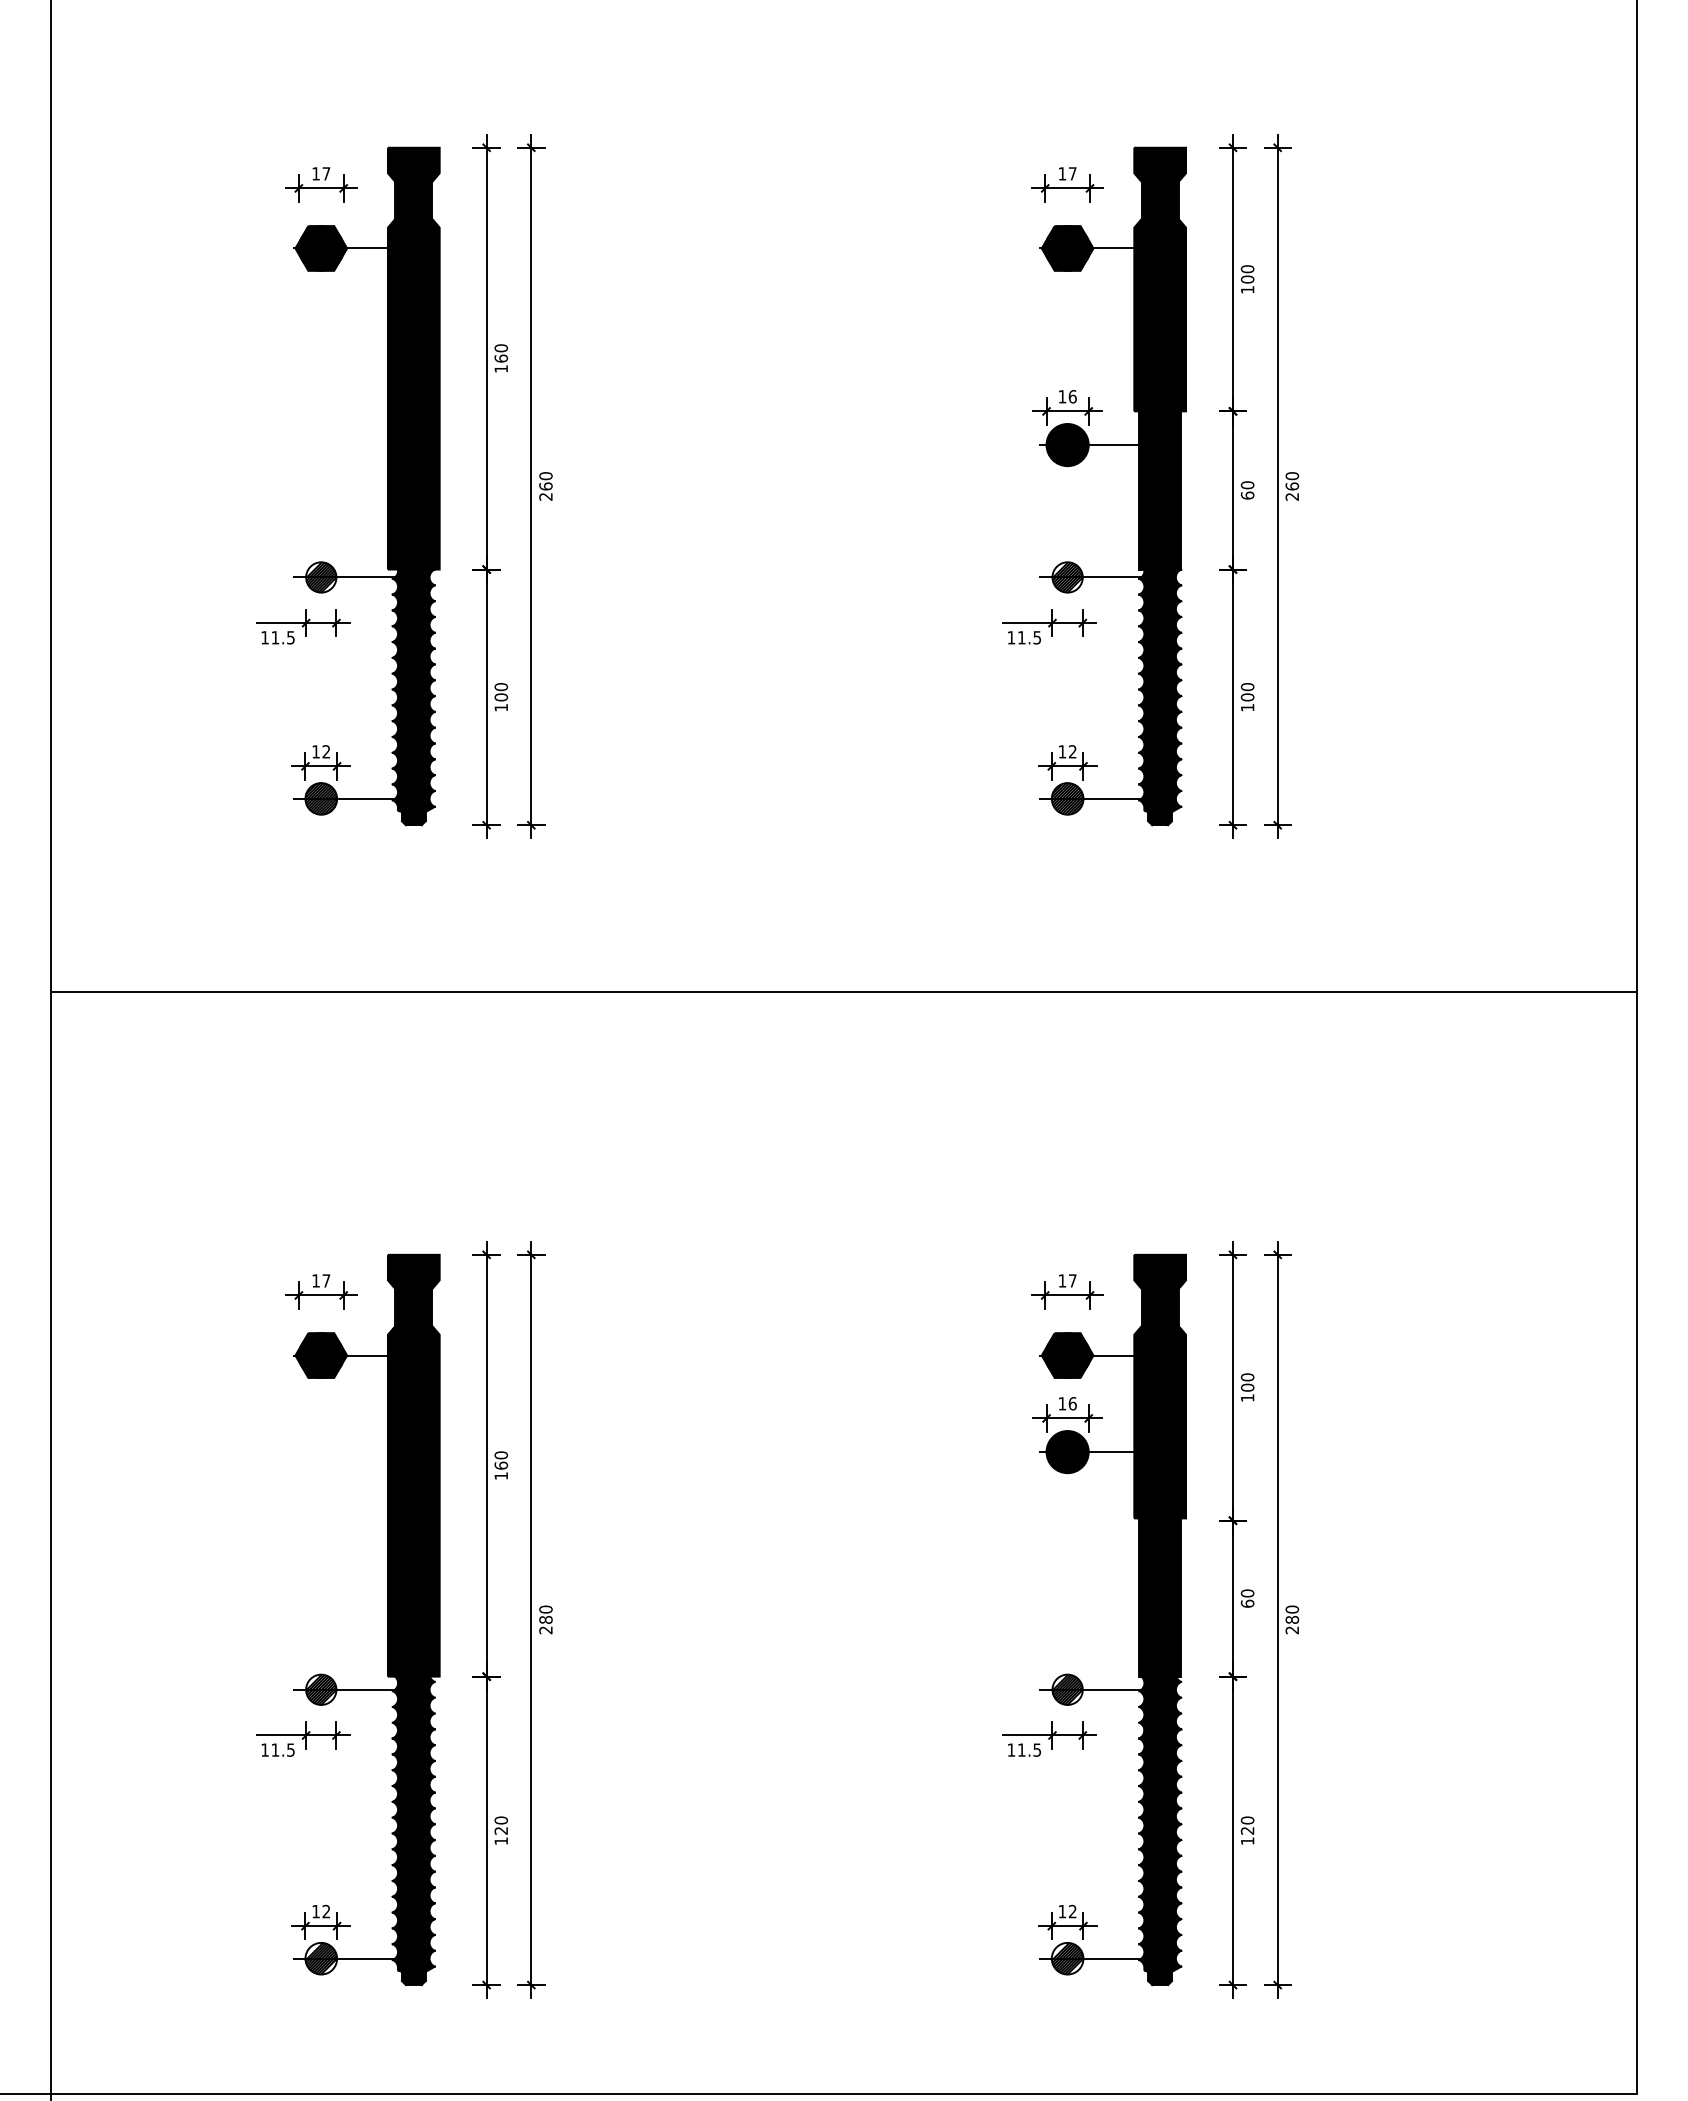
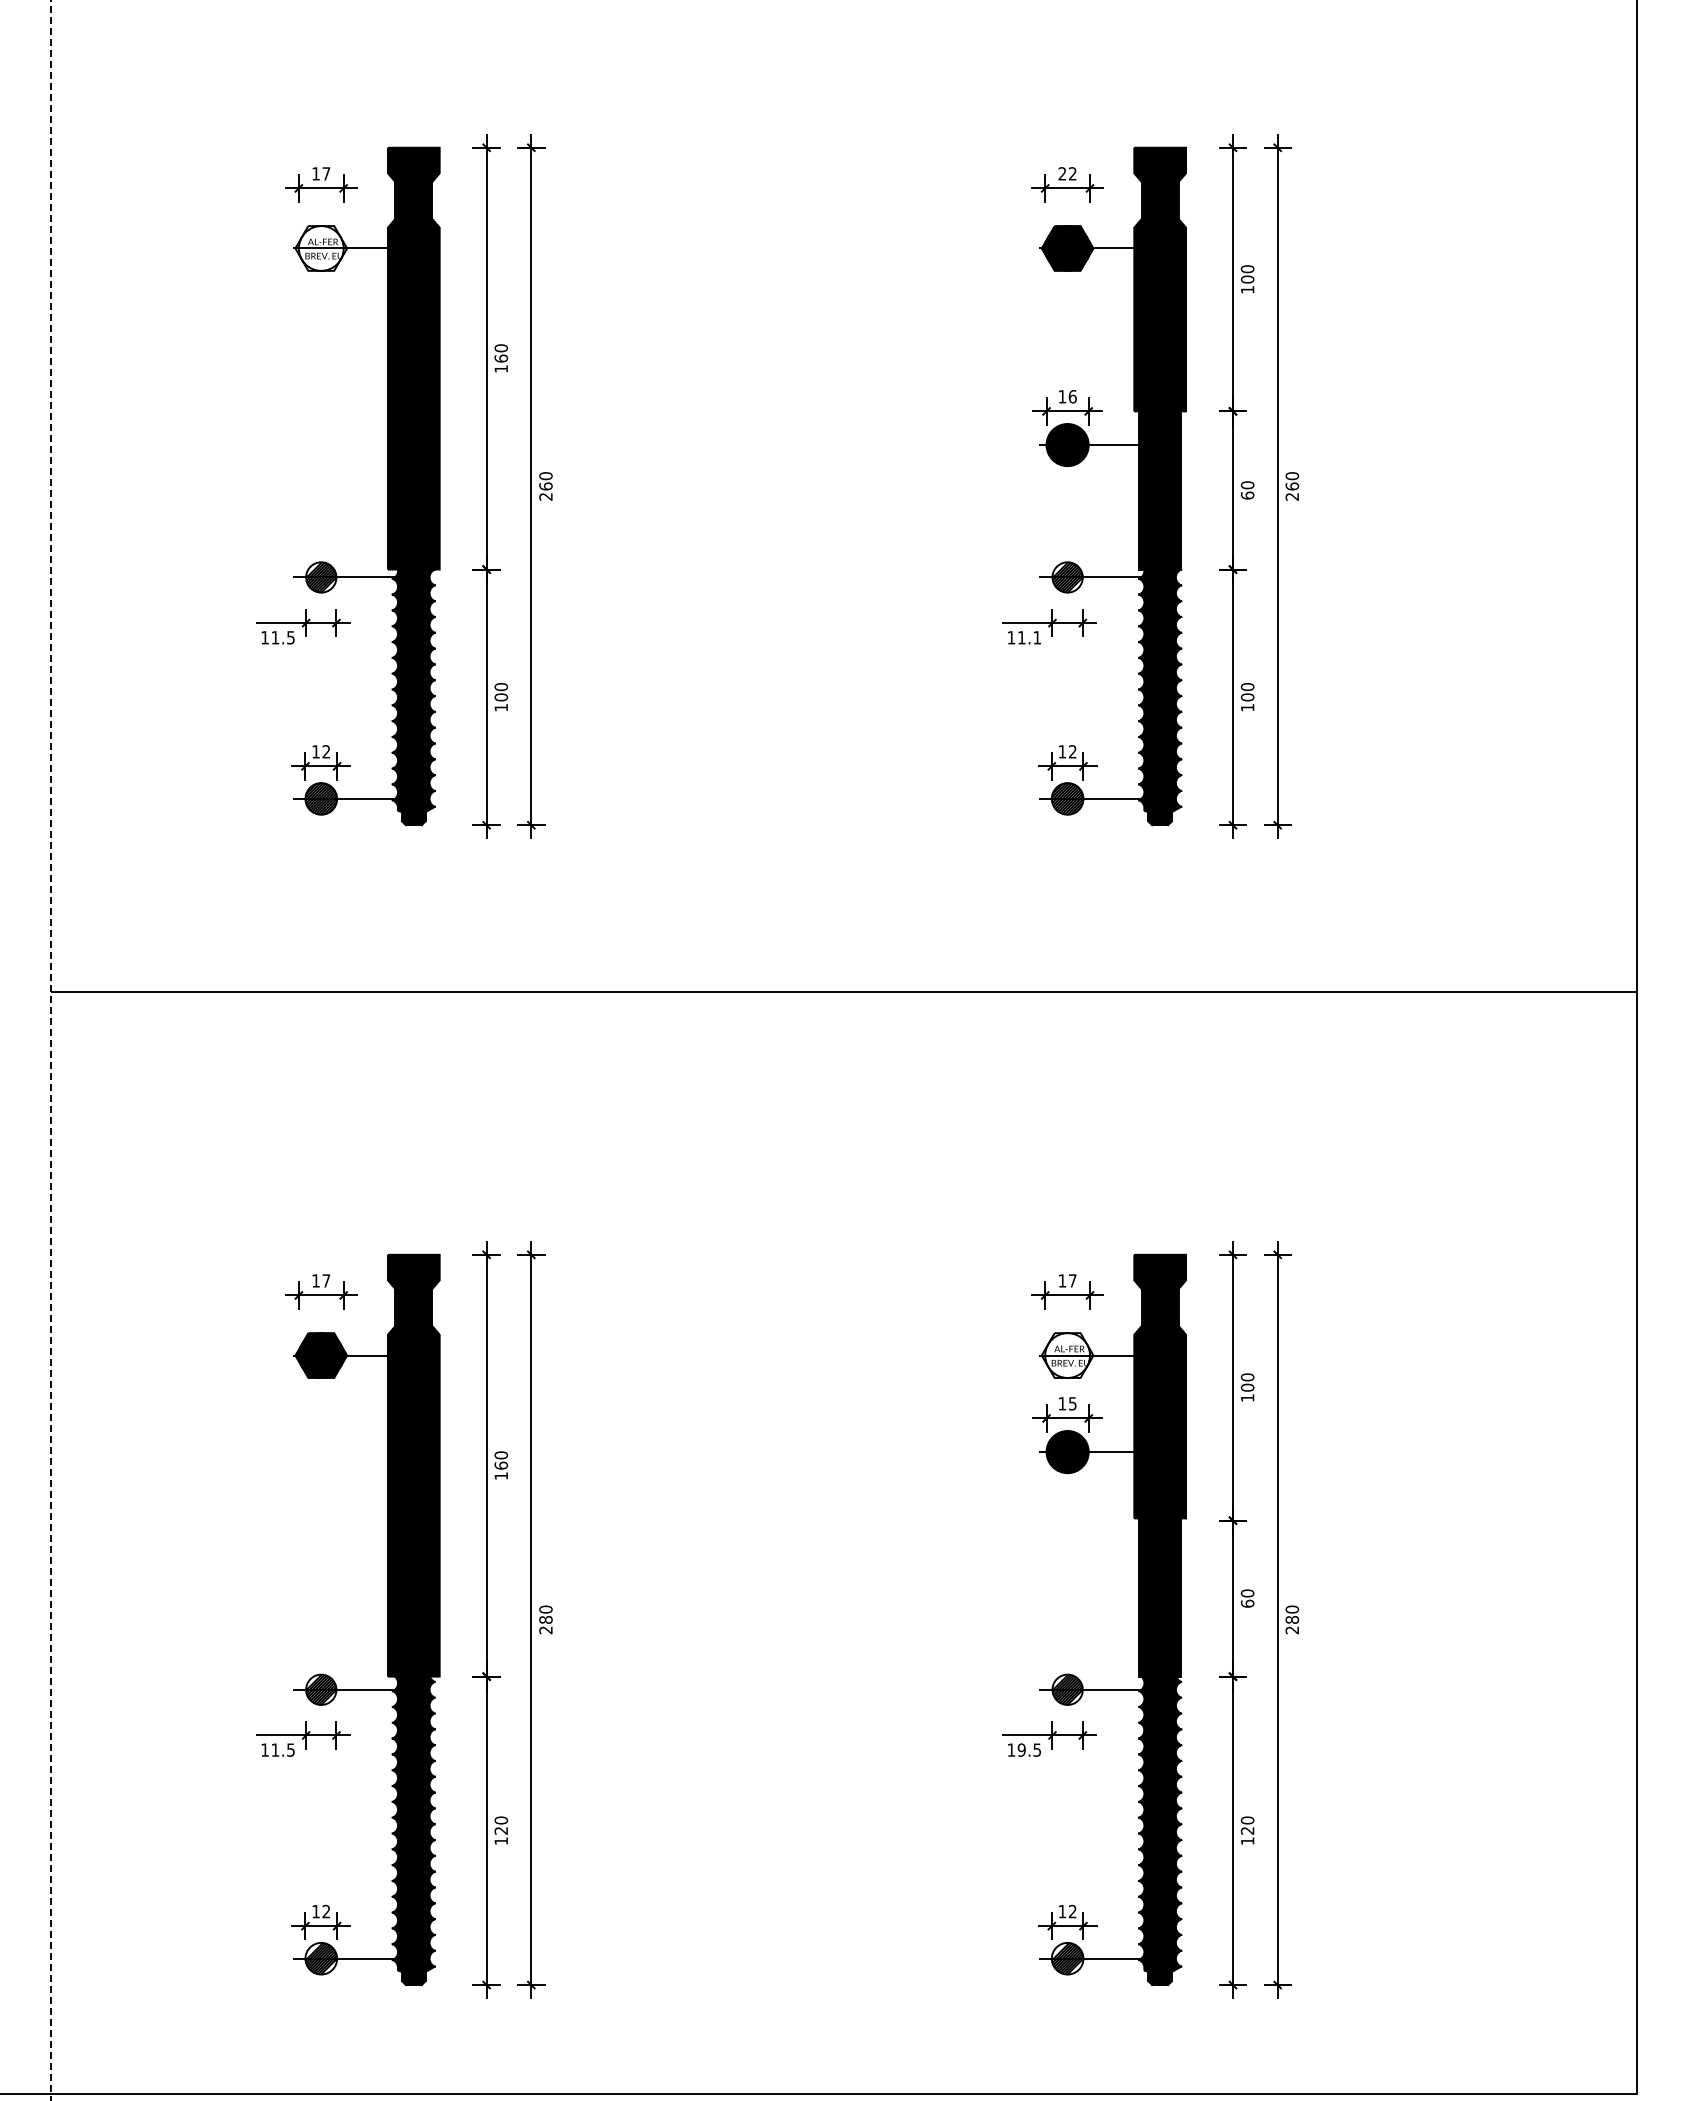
text: 17 -> 22 (1067, 173)
fill: present -> none (321, 248)
text: 11.5 -> 11.1 (1036, 637)
line: solid -> dashed (50, 1051)
fill: present -> none (1067, 1355)
text: 16 -> 15 (1072, 1403)
text: 11.5 -> 19.5 (1021, 1749)
